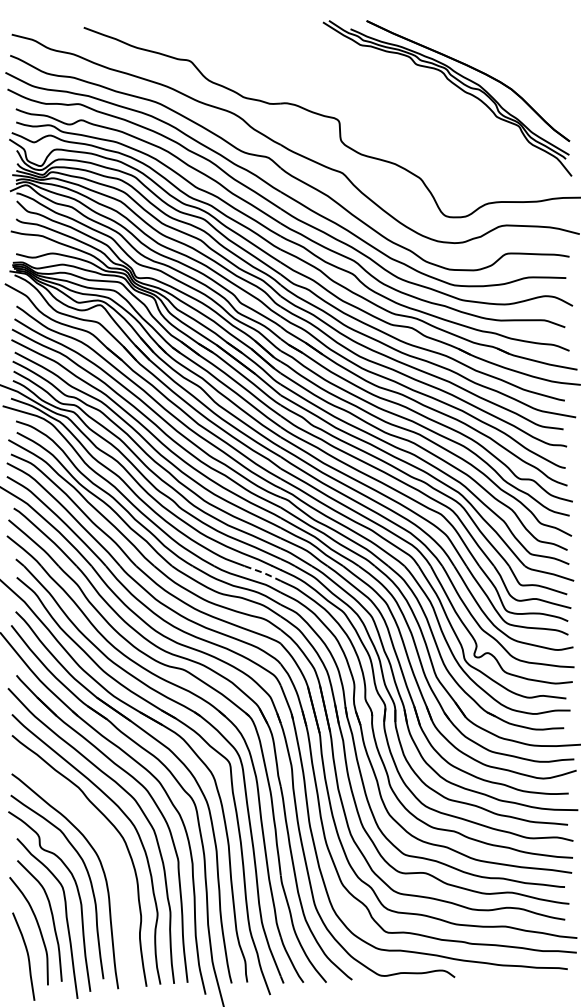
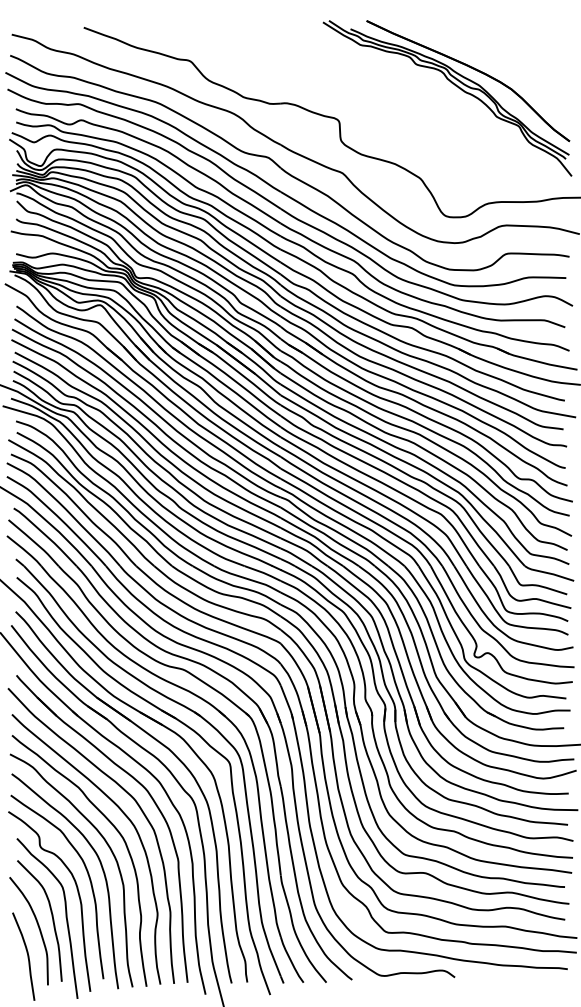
line: dashed -> solid (263, 572)
curve: none -> present (109, 849)
